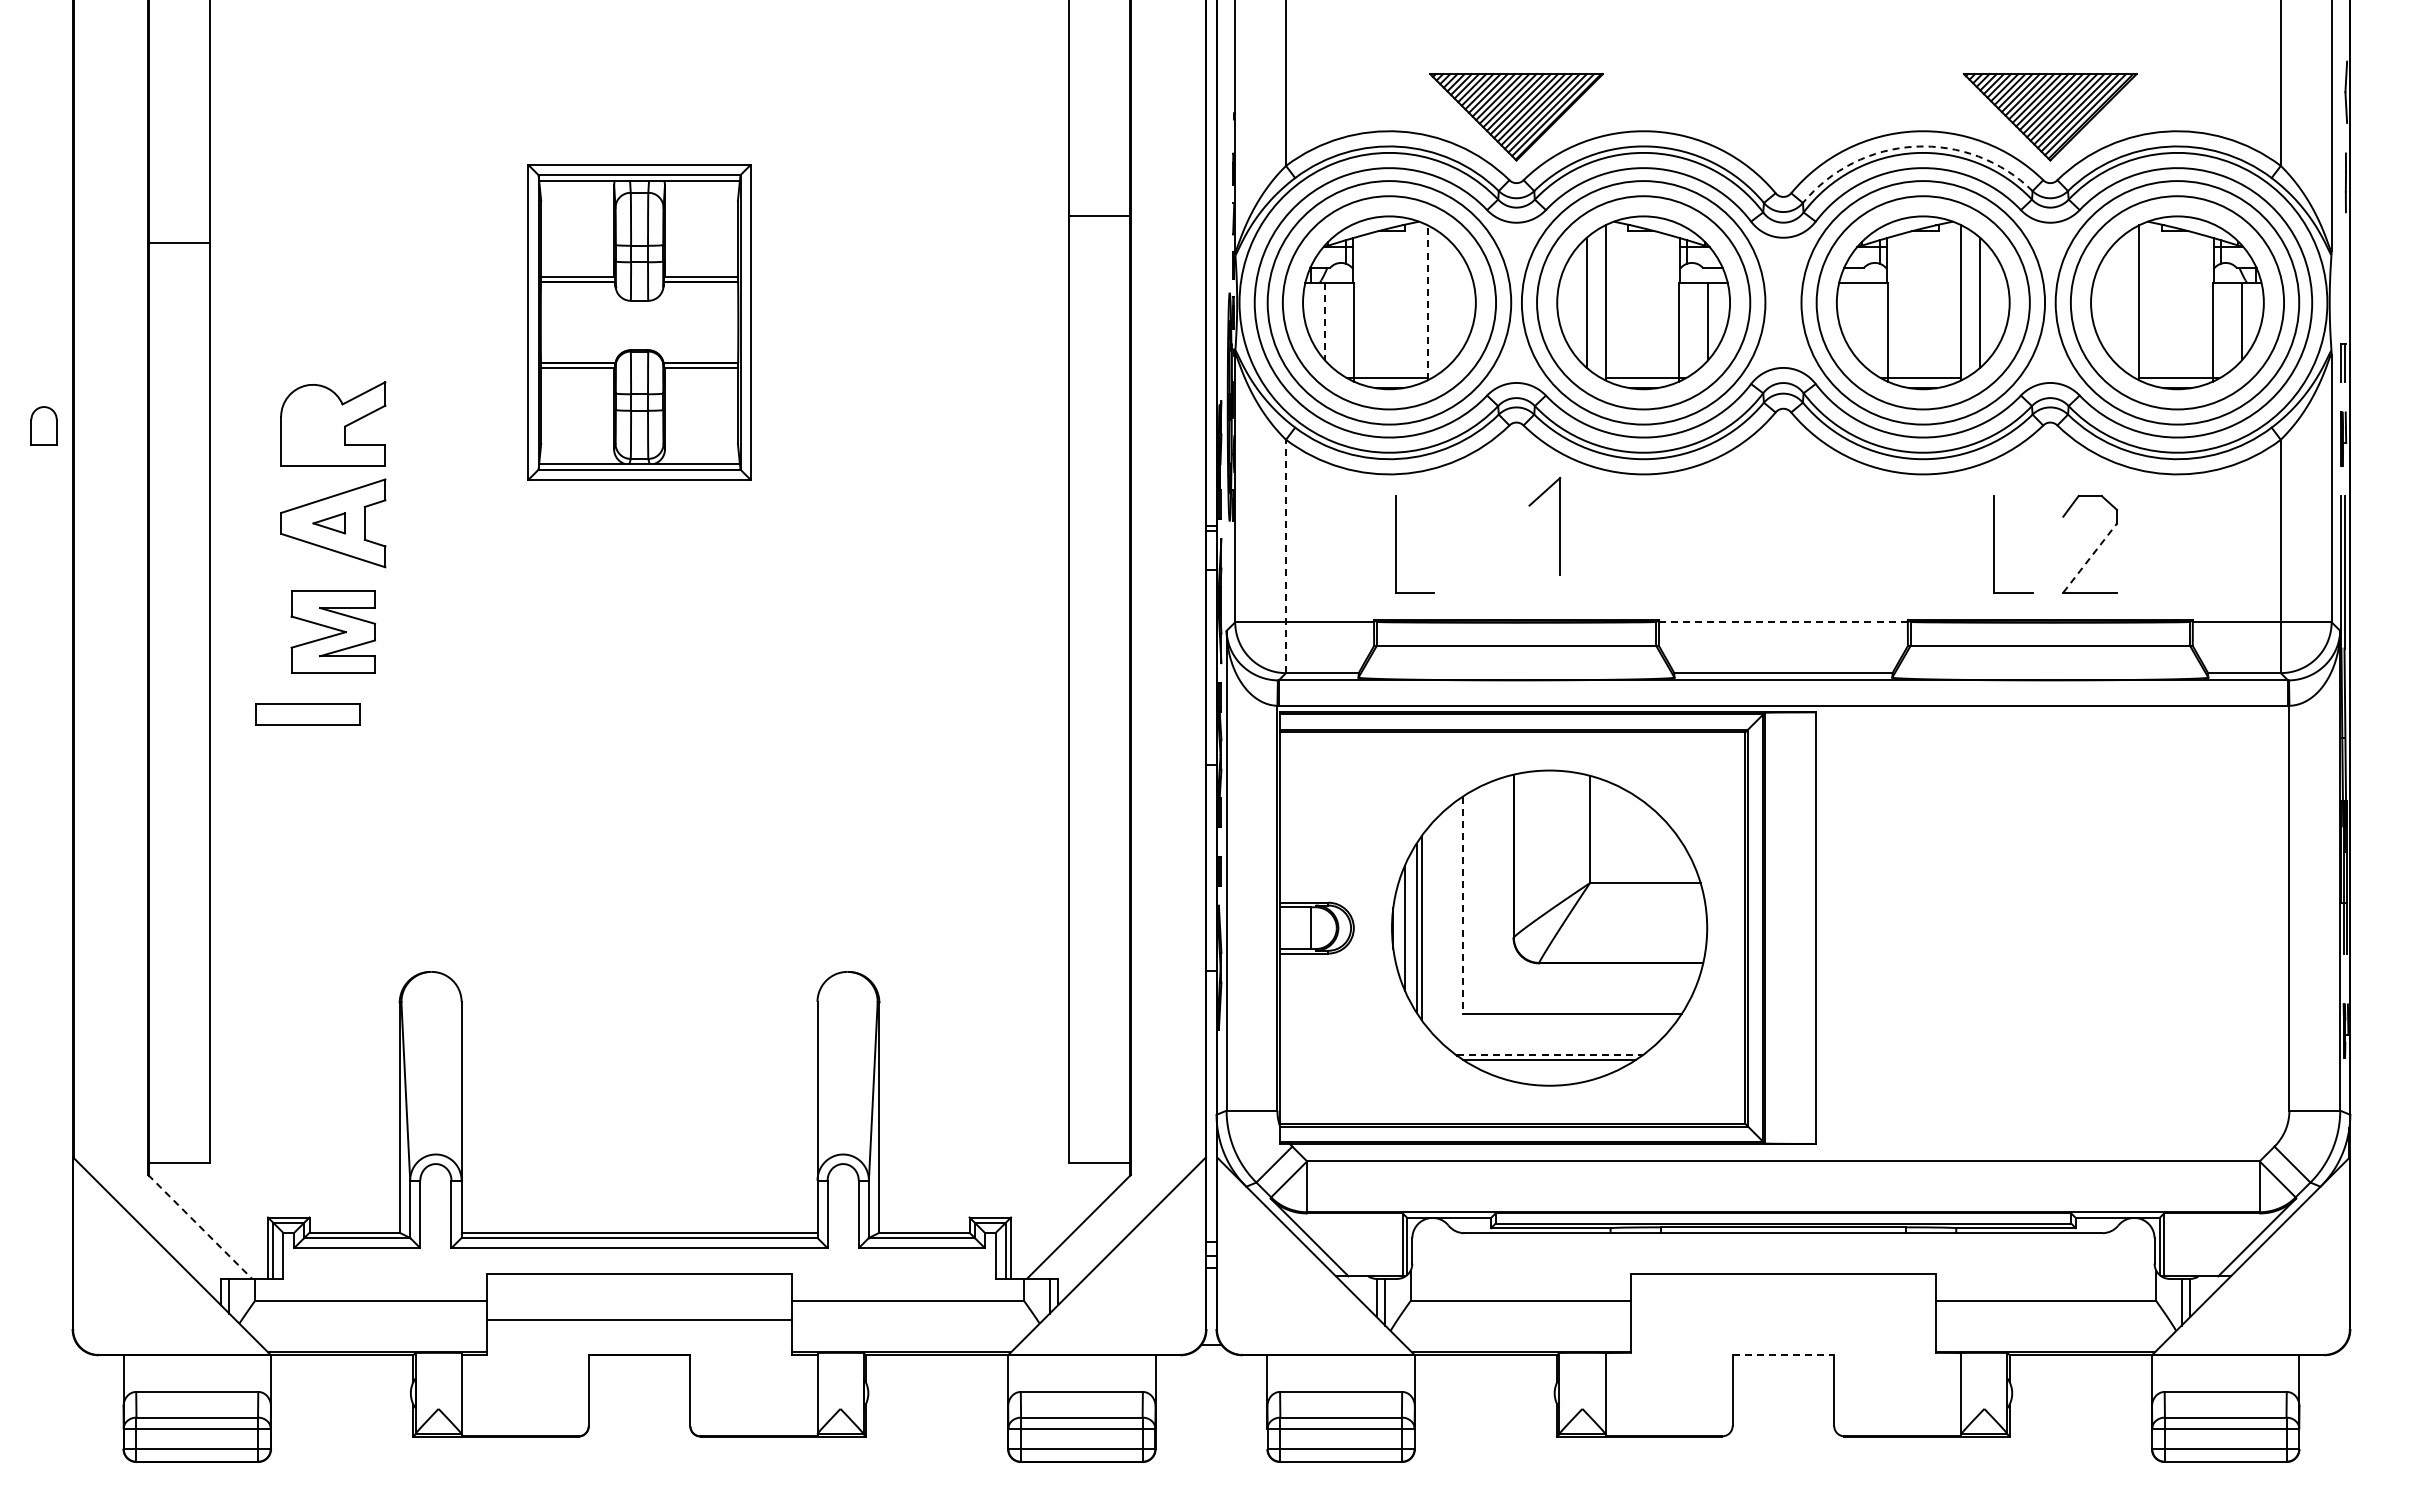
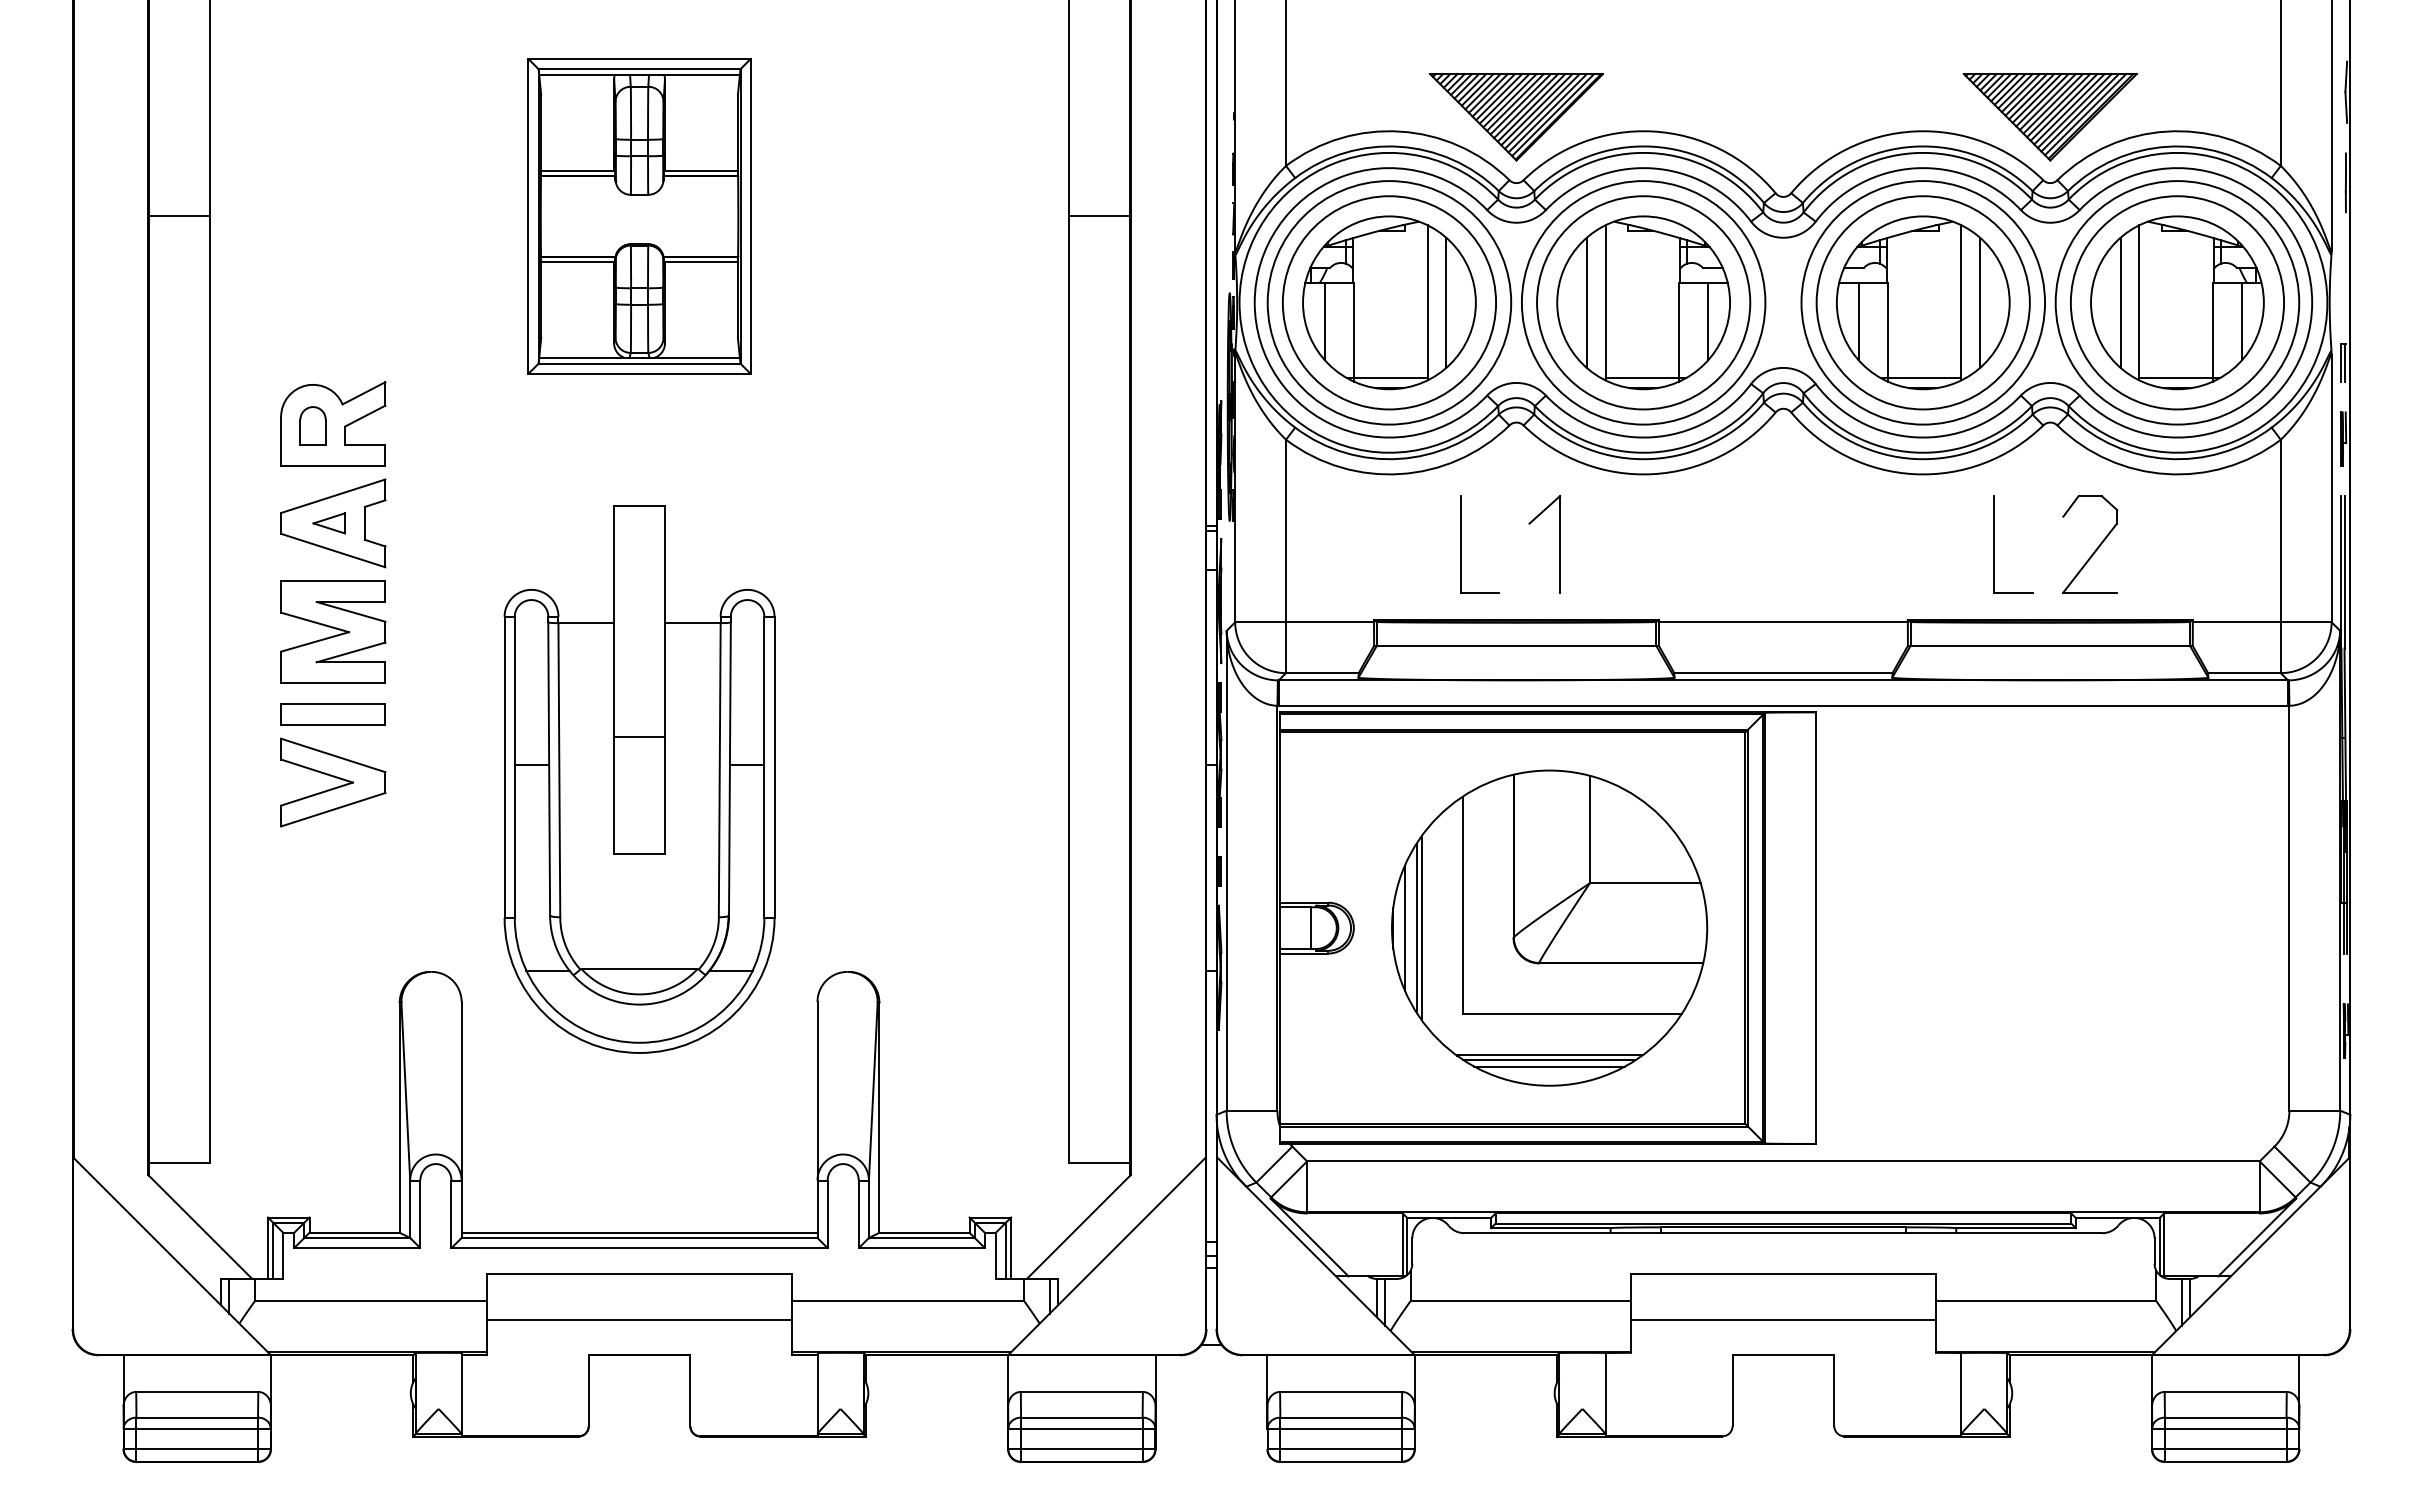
arc: dashed -> solid (1915, 146)
line position: (179, 243) -> (179, 216) (179, 216)
line: dashed -> solid (1427, 302)
line: none -> present (1446, 302)
line: none -> present (2120, 302)
line: dashed -> solid (1325, 321)
line: none -> present (1858, 321)
part position: (639, 322) -> (639, 216) (639, 216)
part position: (43, 425) -> (312, 425) (312, 425)
part position: (1559, 526) -> (1559, 544) (1559, 544)
part position: (1396, 544) -> (1461, 544) (1461, 544)
line: dashed -> solid (1286, 556)
line: dashed -> solid (2090, 558)
line: dashed -> solid (1783, 622)
part size: 86x84 px -> 107x104 px (333, 631)
part position: (307, 714) -> (332, 714) (332, 714)
part: none -> present (639, 779)
part: none -> present (333, 782)
line: dashed -> solid (1462, 905)
line: dashed -> solid (1549, 1055)
line: none -> present (1549, 1066)
line: dashed -> solid (200, 1226)
line: none -> present (1782, 1319)
line: dashed -> solid (1783, 1354)
